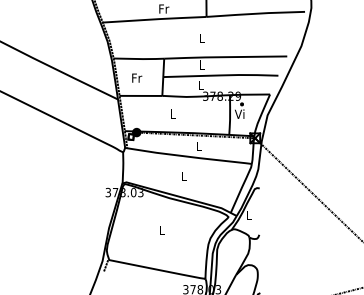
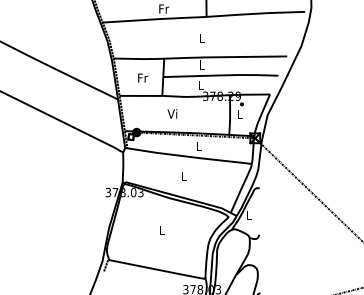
text position: (137, 77) -> (143, 77) (143, 77)
text: L -> Vi (172, 113)
text: Vi -> L (239, 113)
